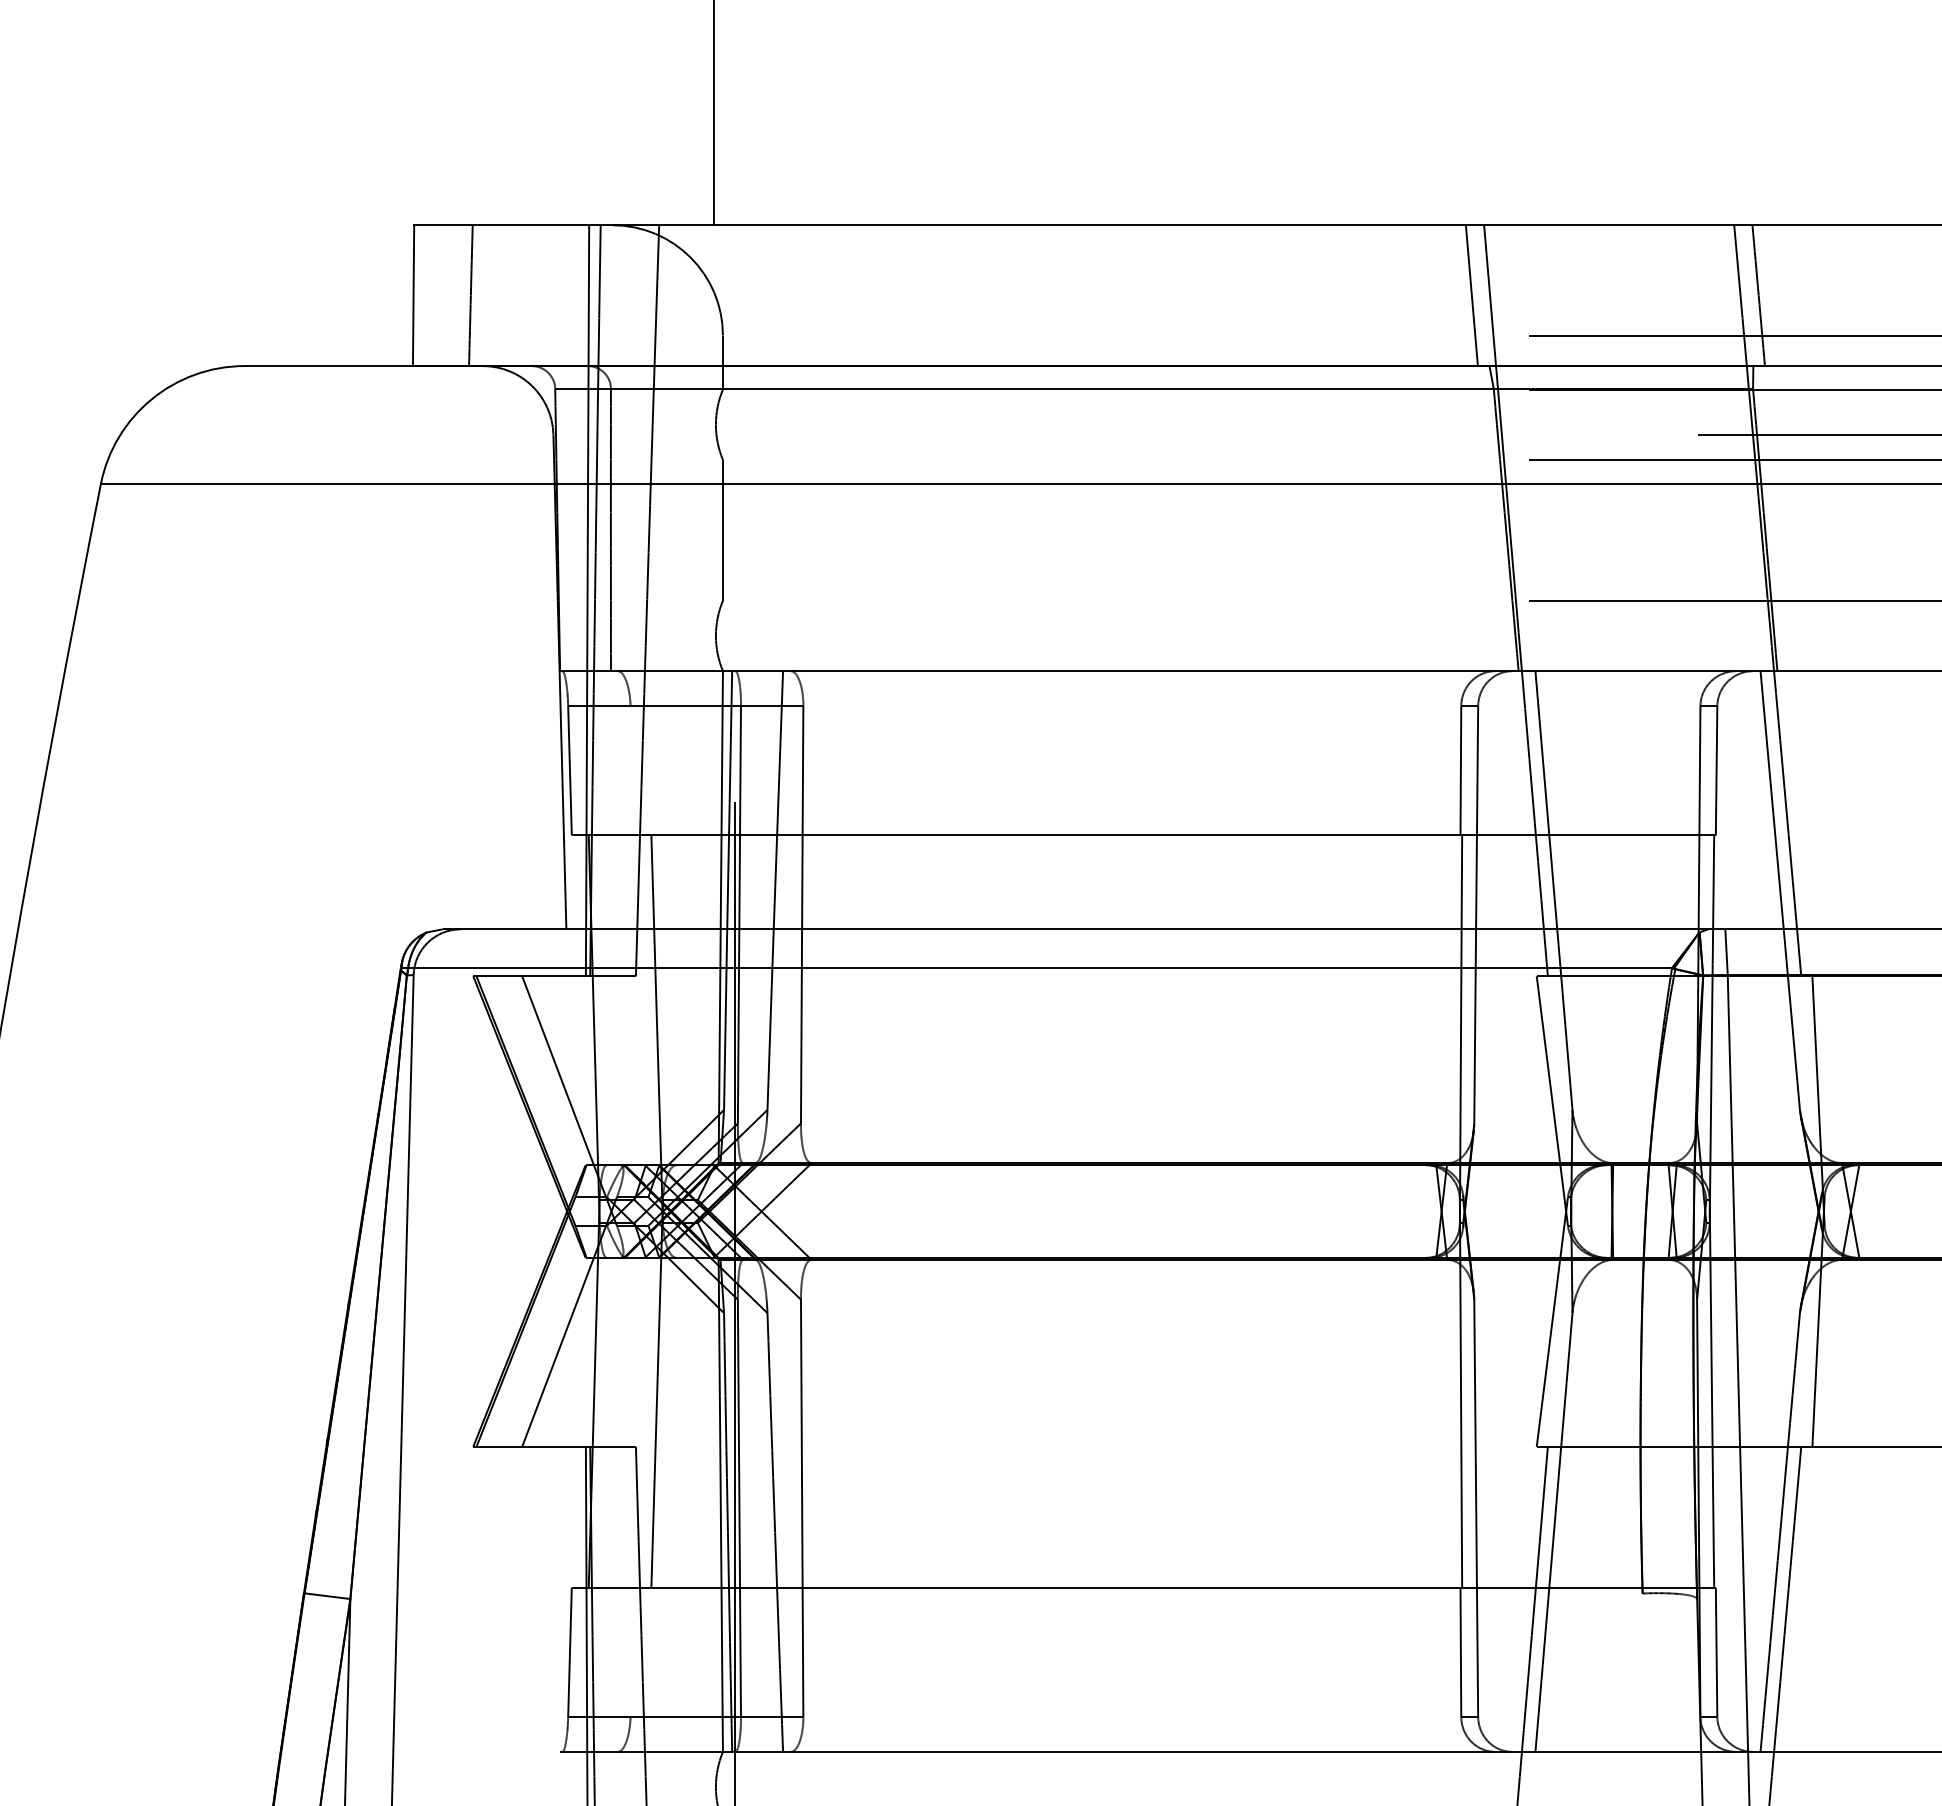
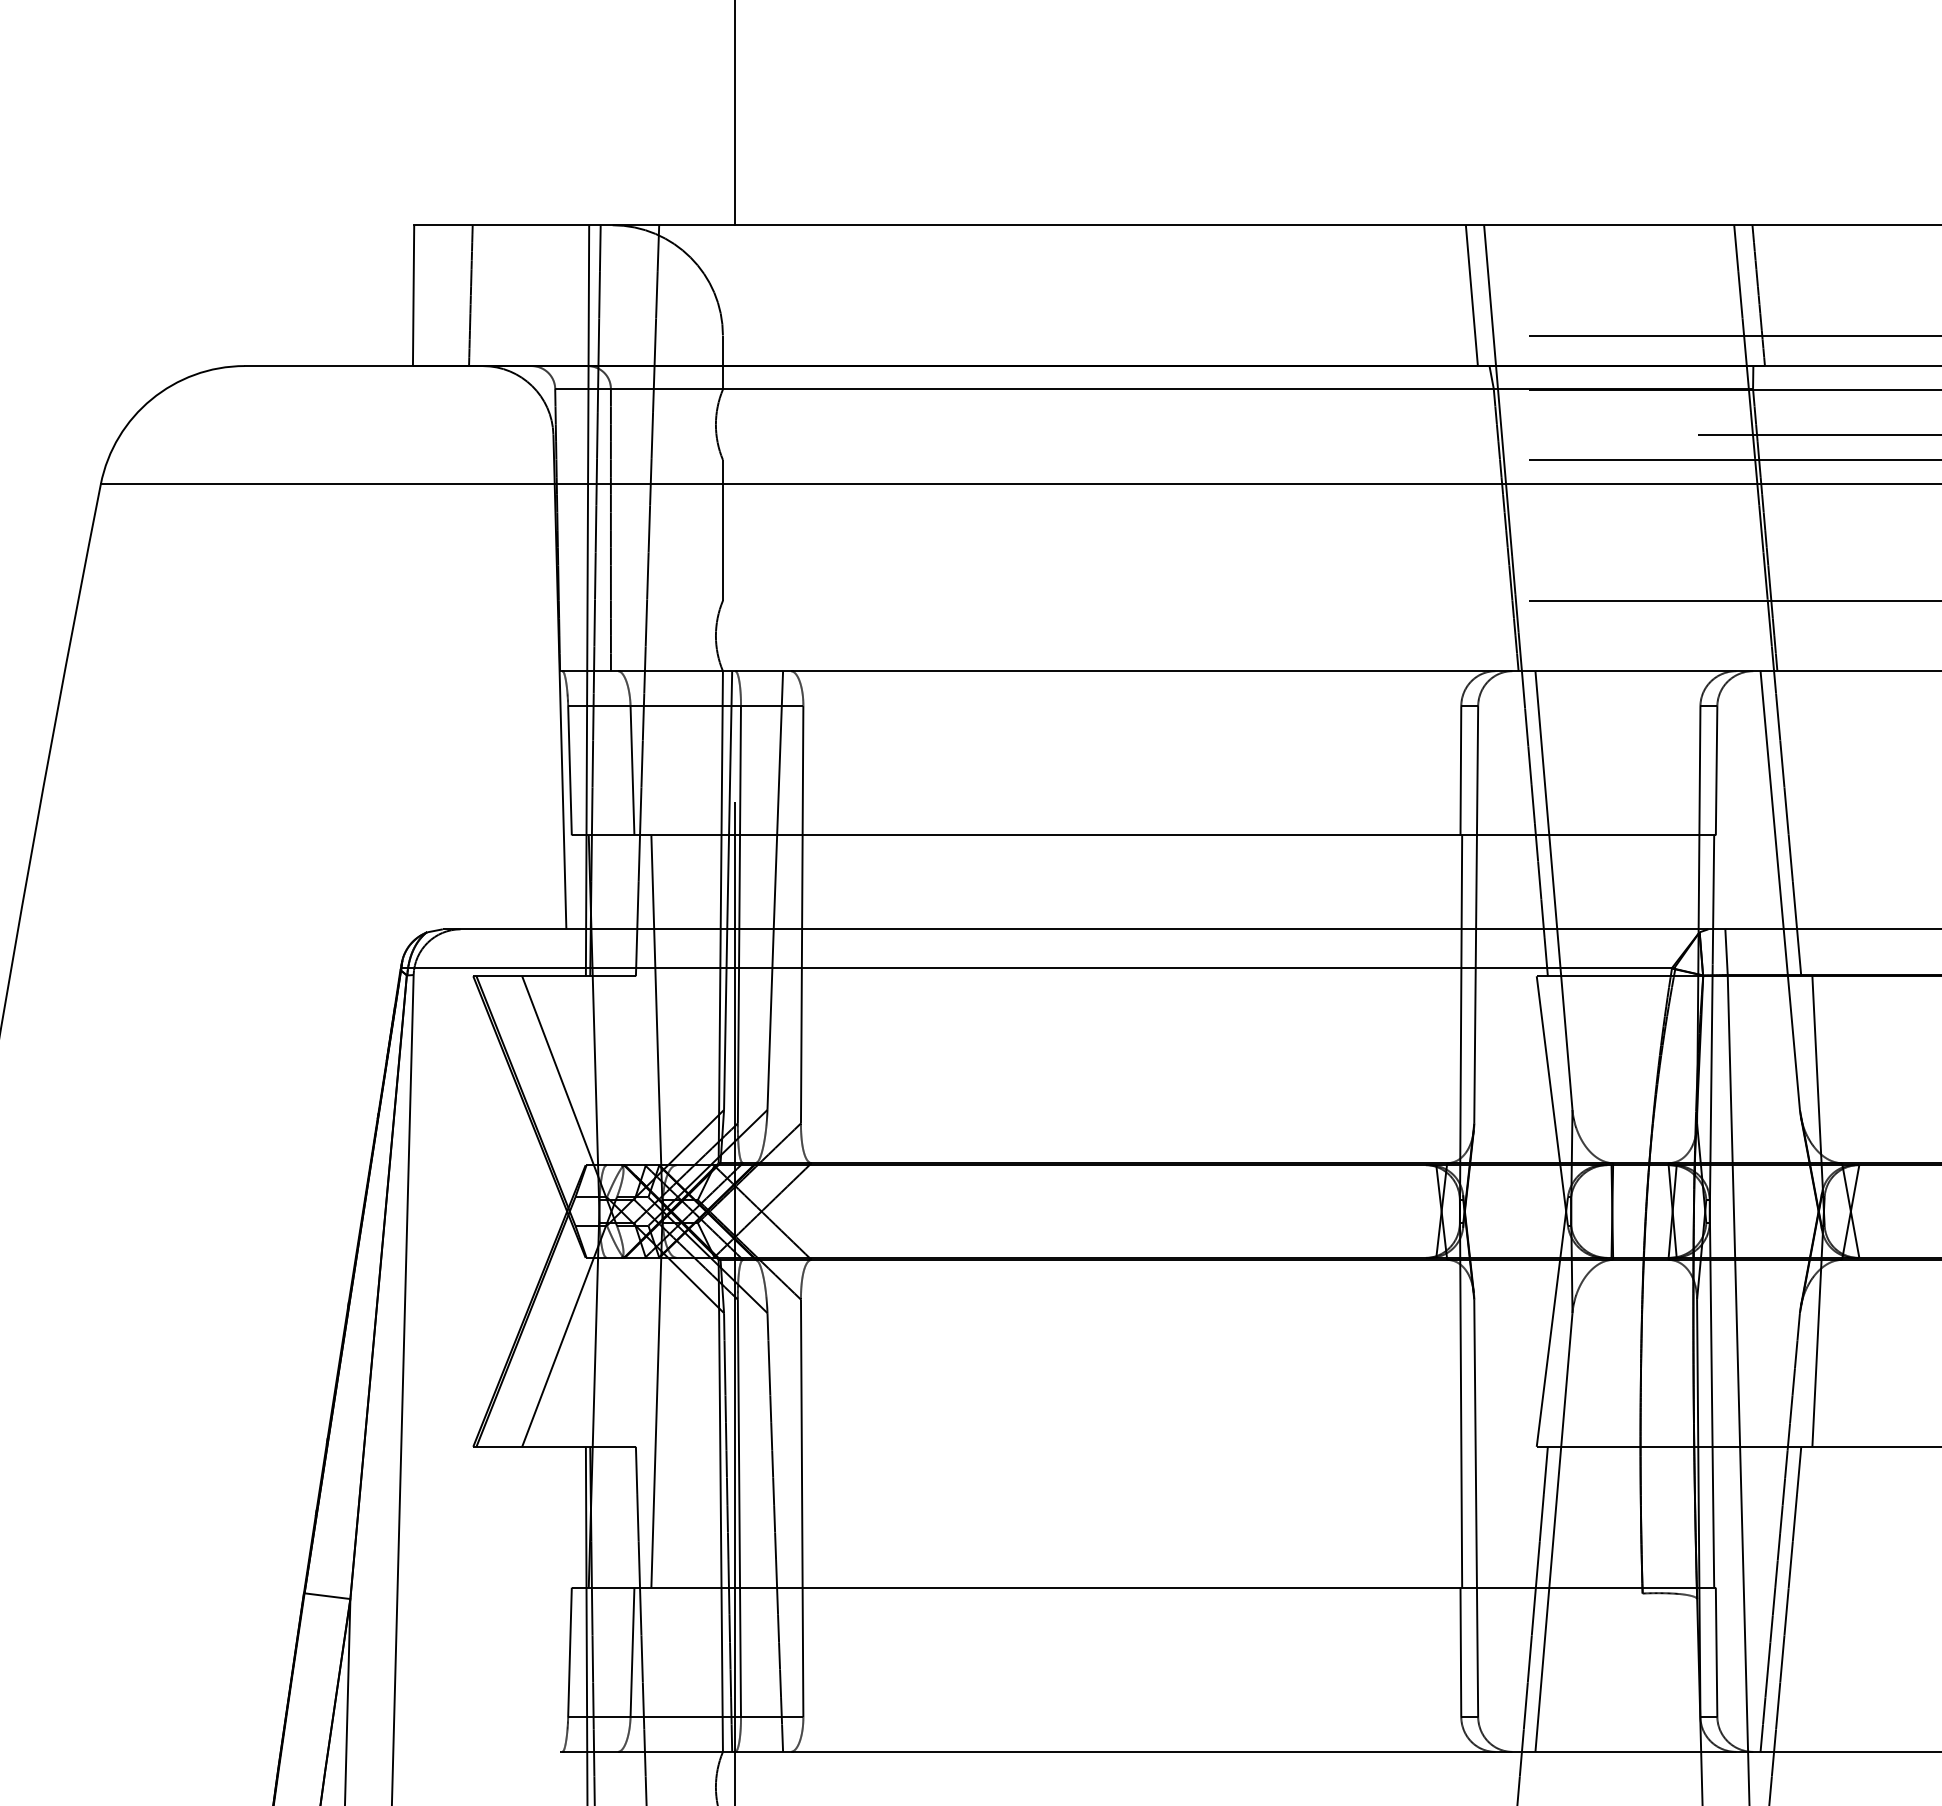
line position: (713, 113) -> (734, 113) (734, 113)
line: none -> present (632, 770)
line: none -> present (632, 1652)
